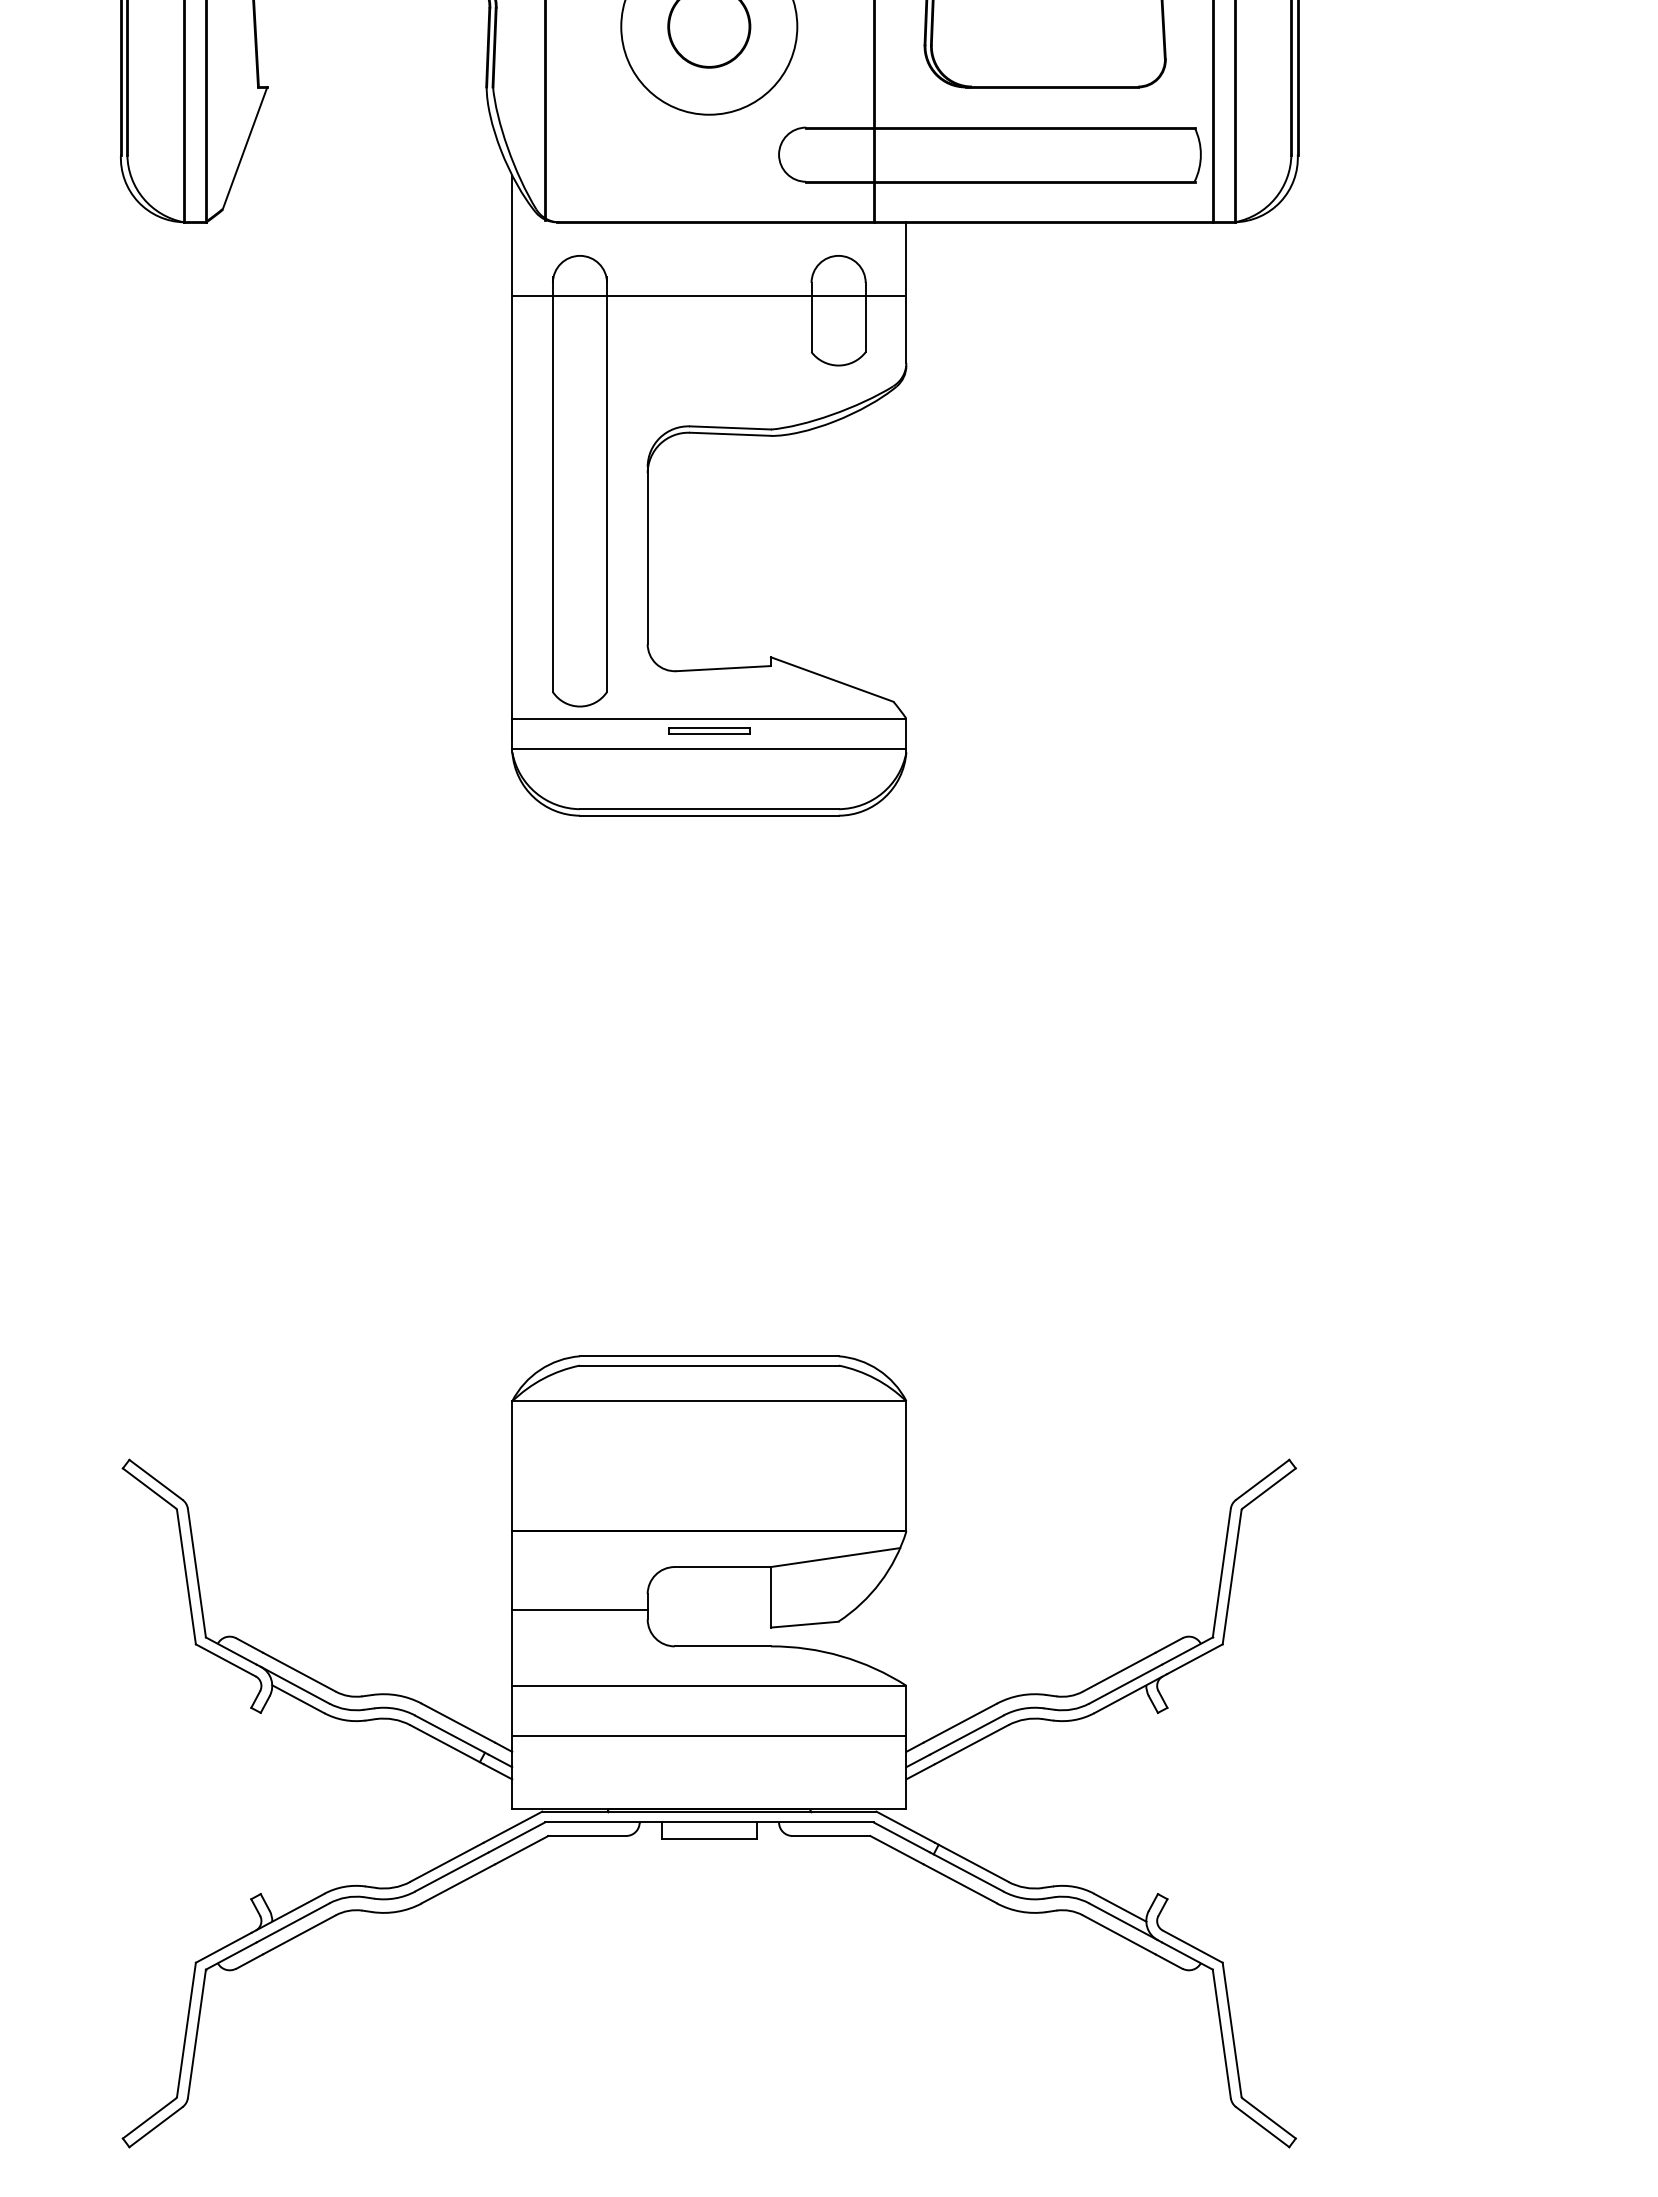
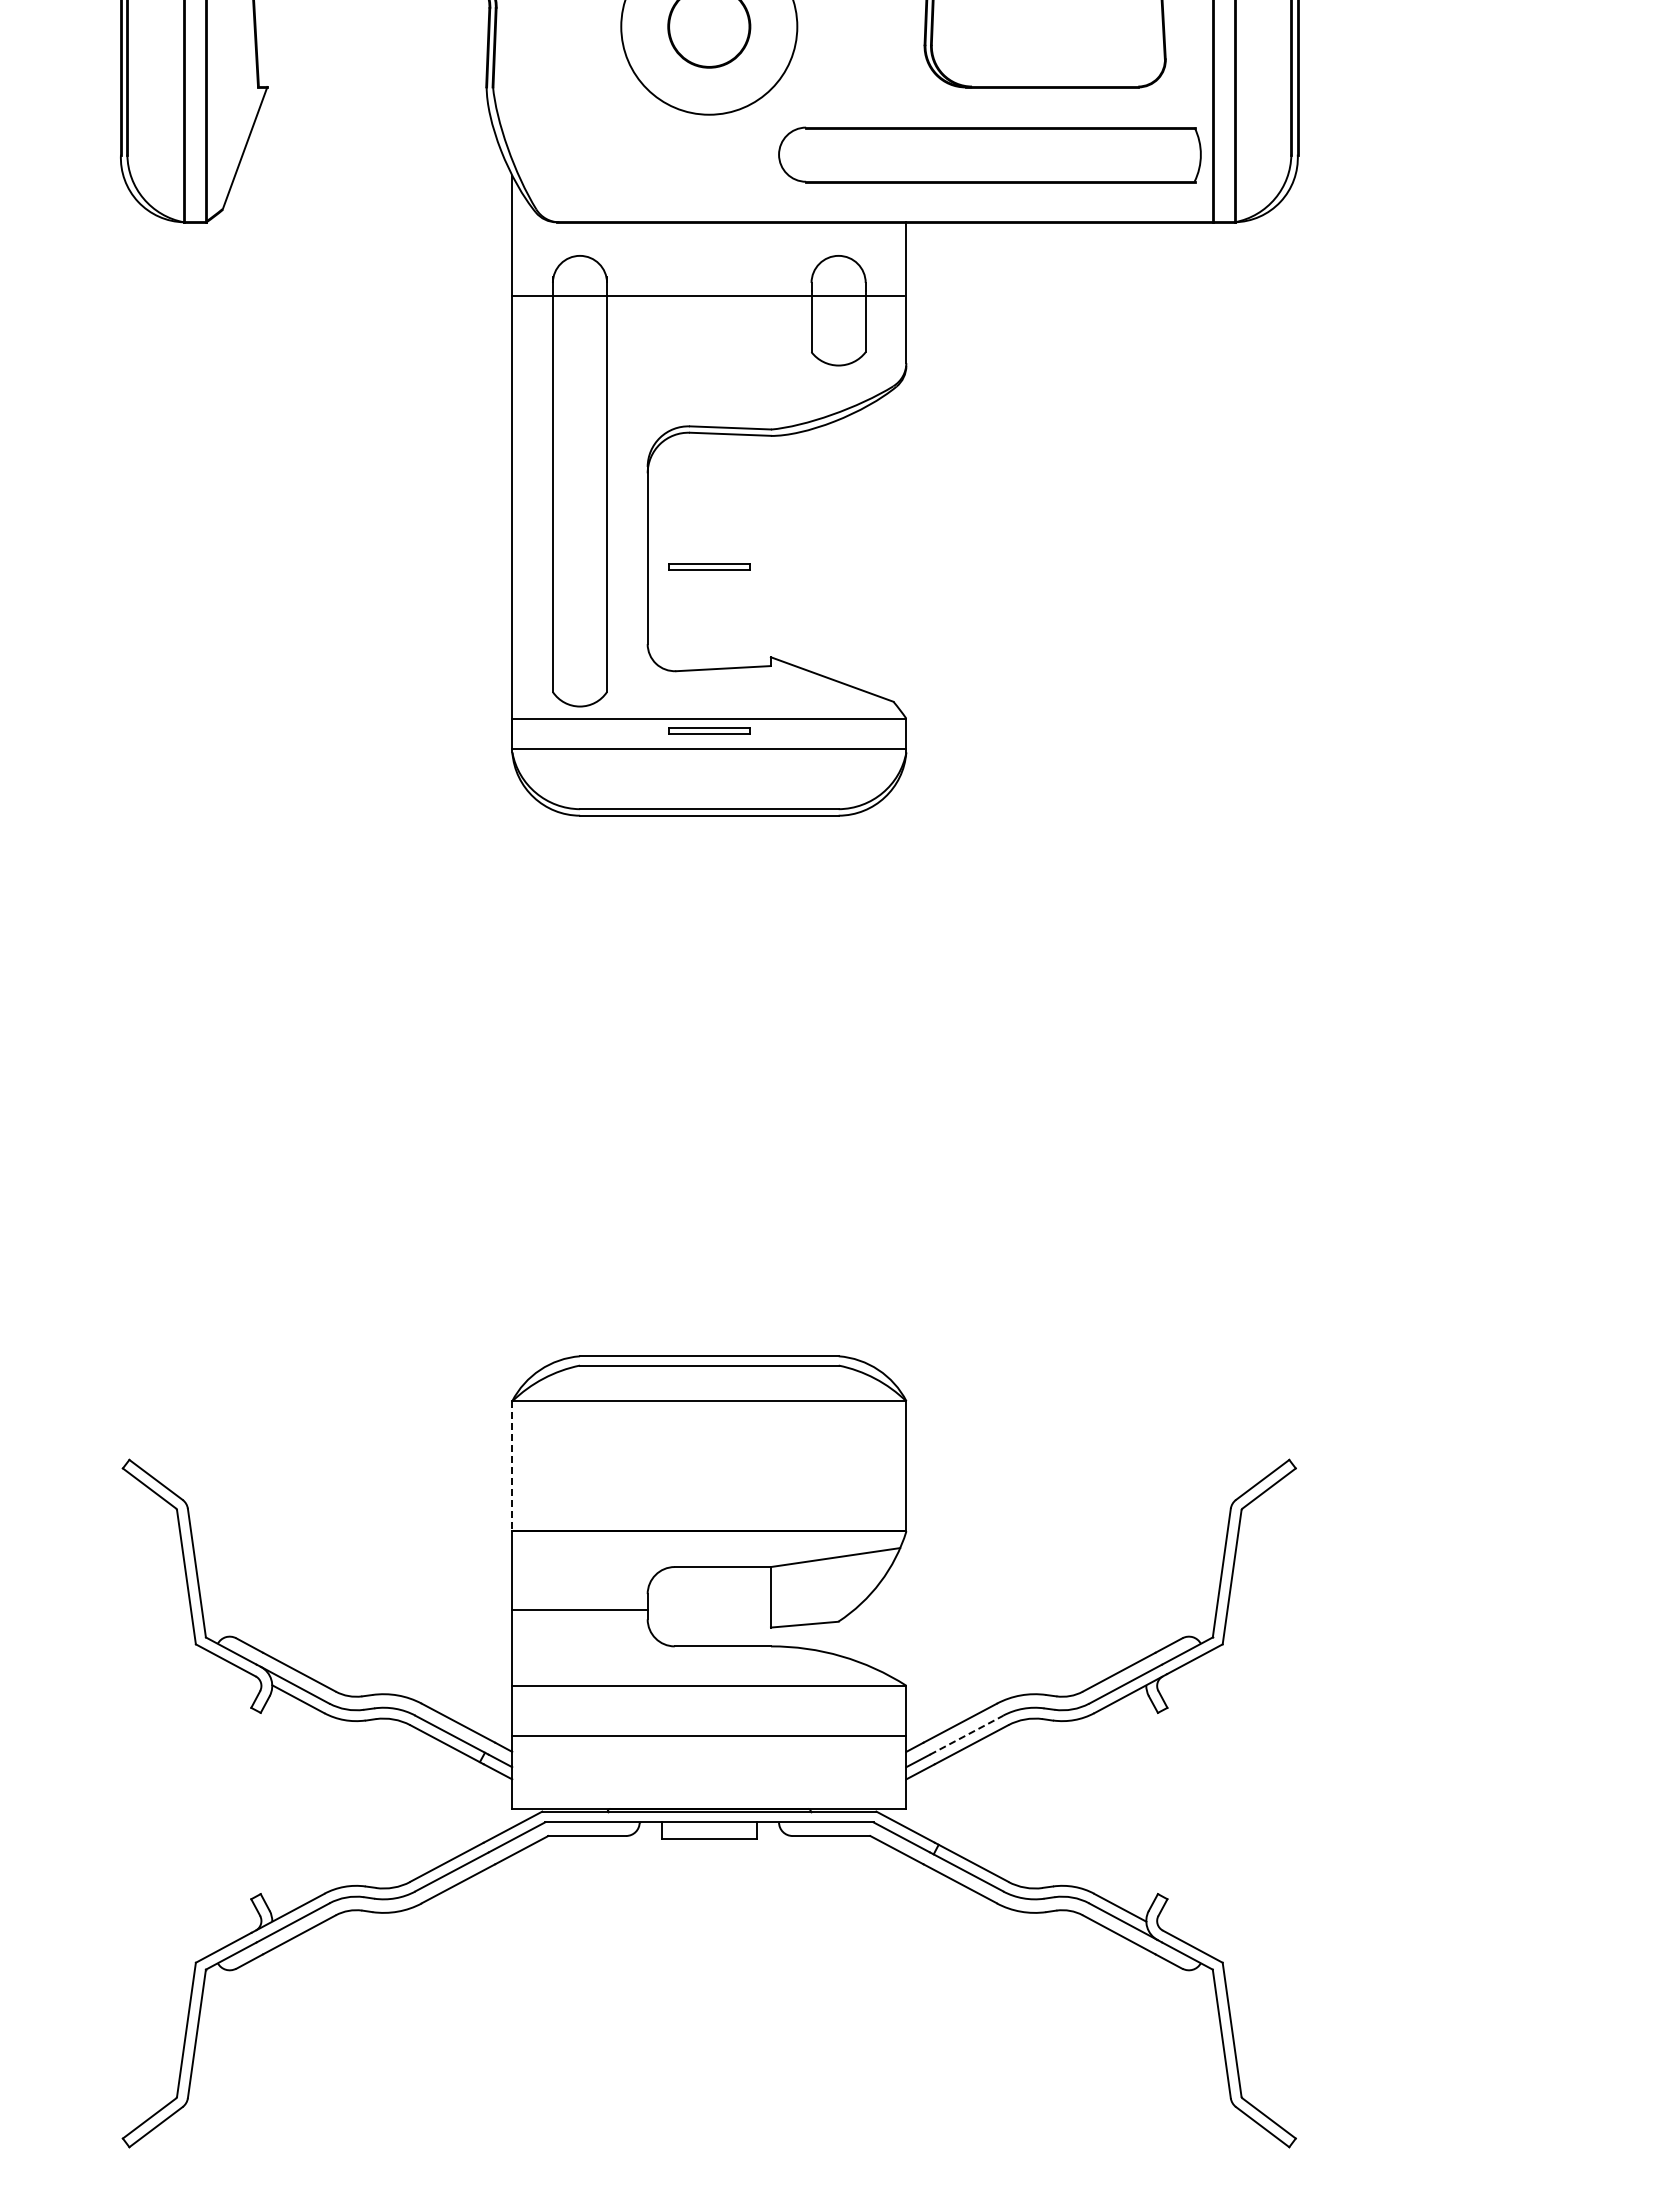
line: present -> none (545, 110)
line: present -> none (873, 112)
part: none -> present (709, 566)
line: solid -> dashed (512, 1466)
line: solid -> dashed (966, 1735)
